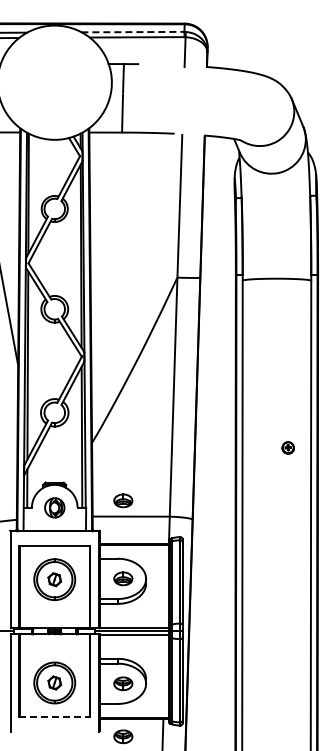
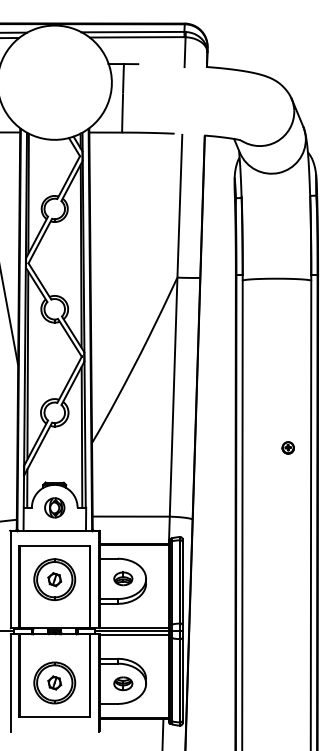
line: dashed -> solid (132, 32)
part: present -> none (123, 500)
line: dashed -> solid (55, 717)
part: present -> none (123, 736)
